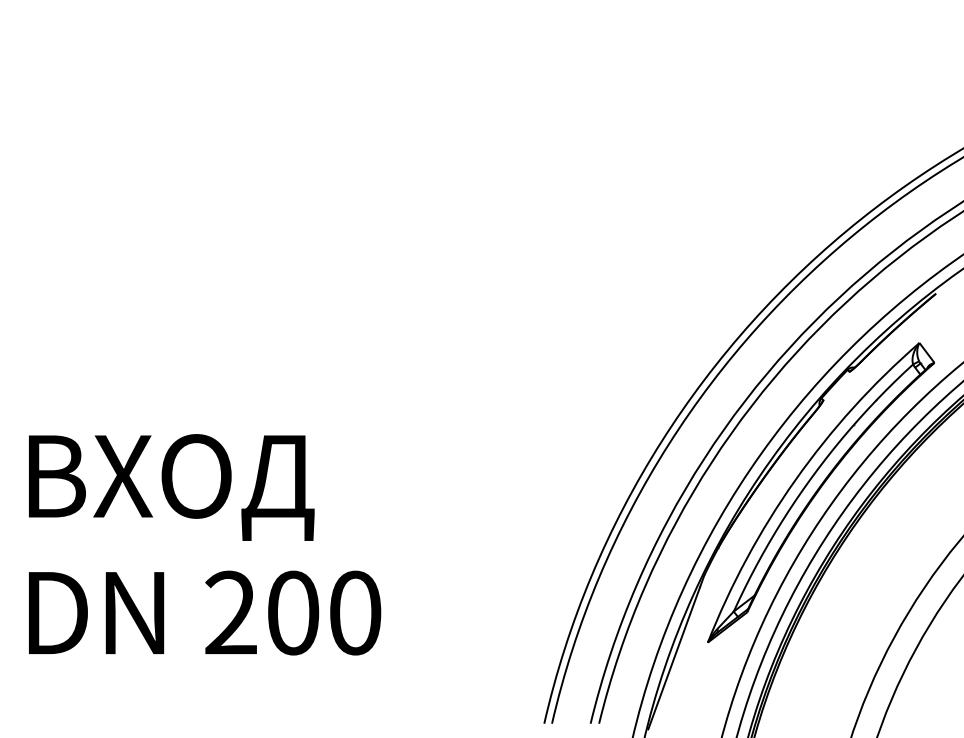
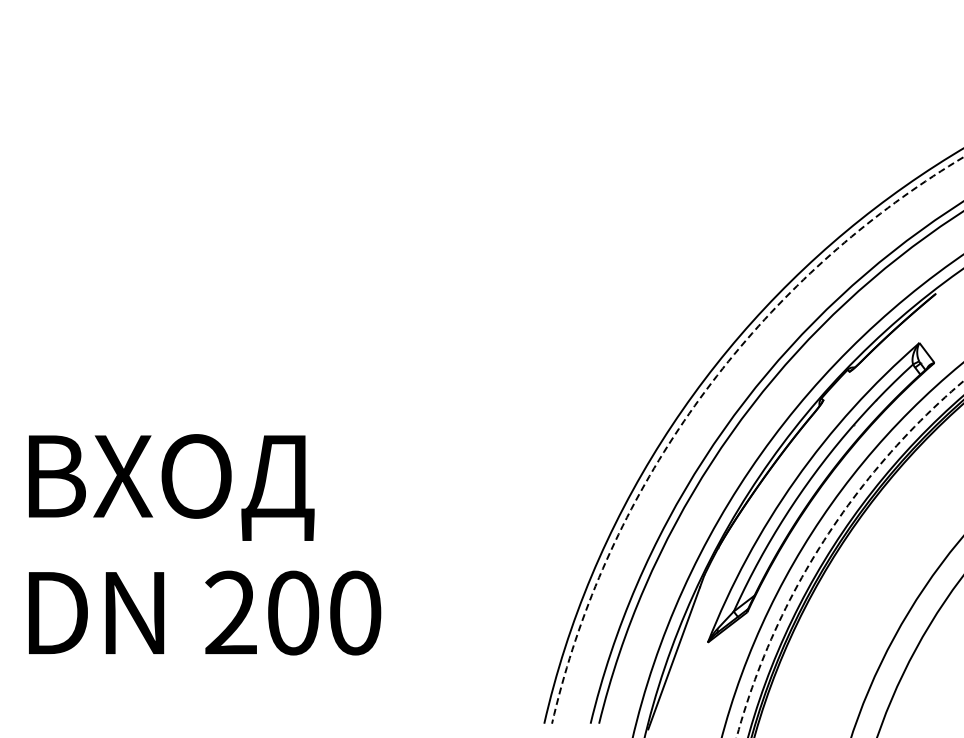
arc: solid -> dashed (696, 403)
circle: solid -> dashed (849, 559)
